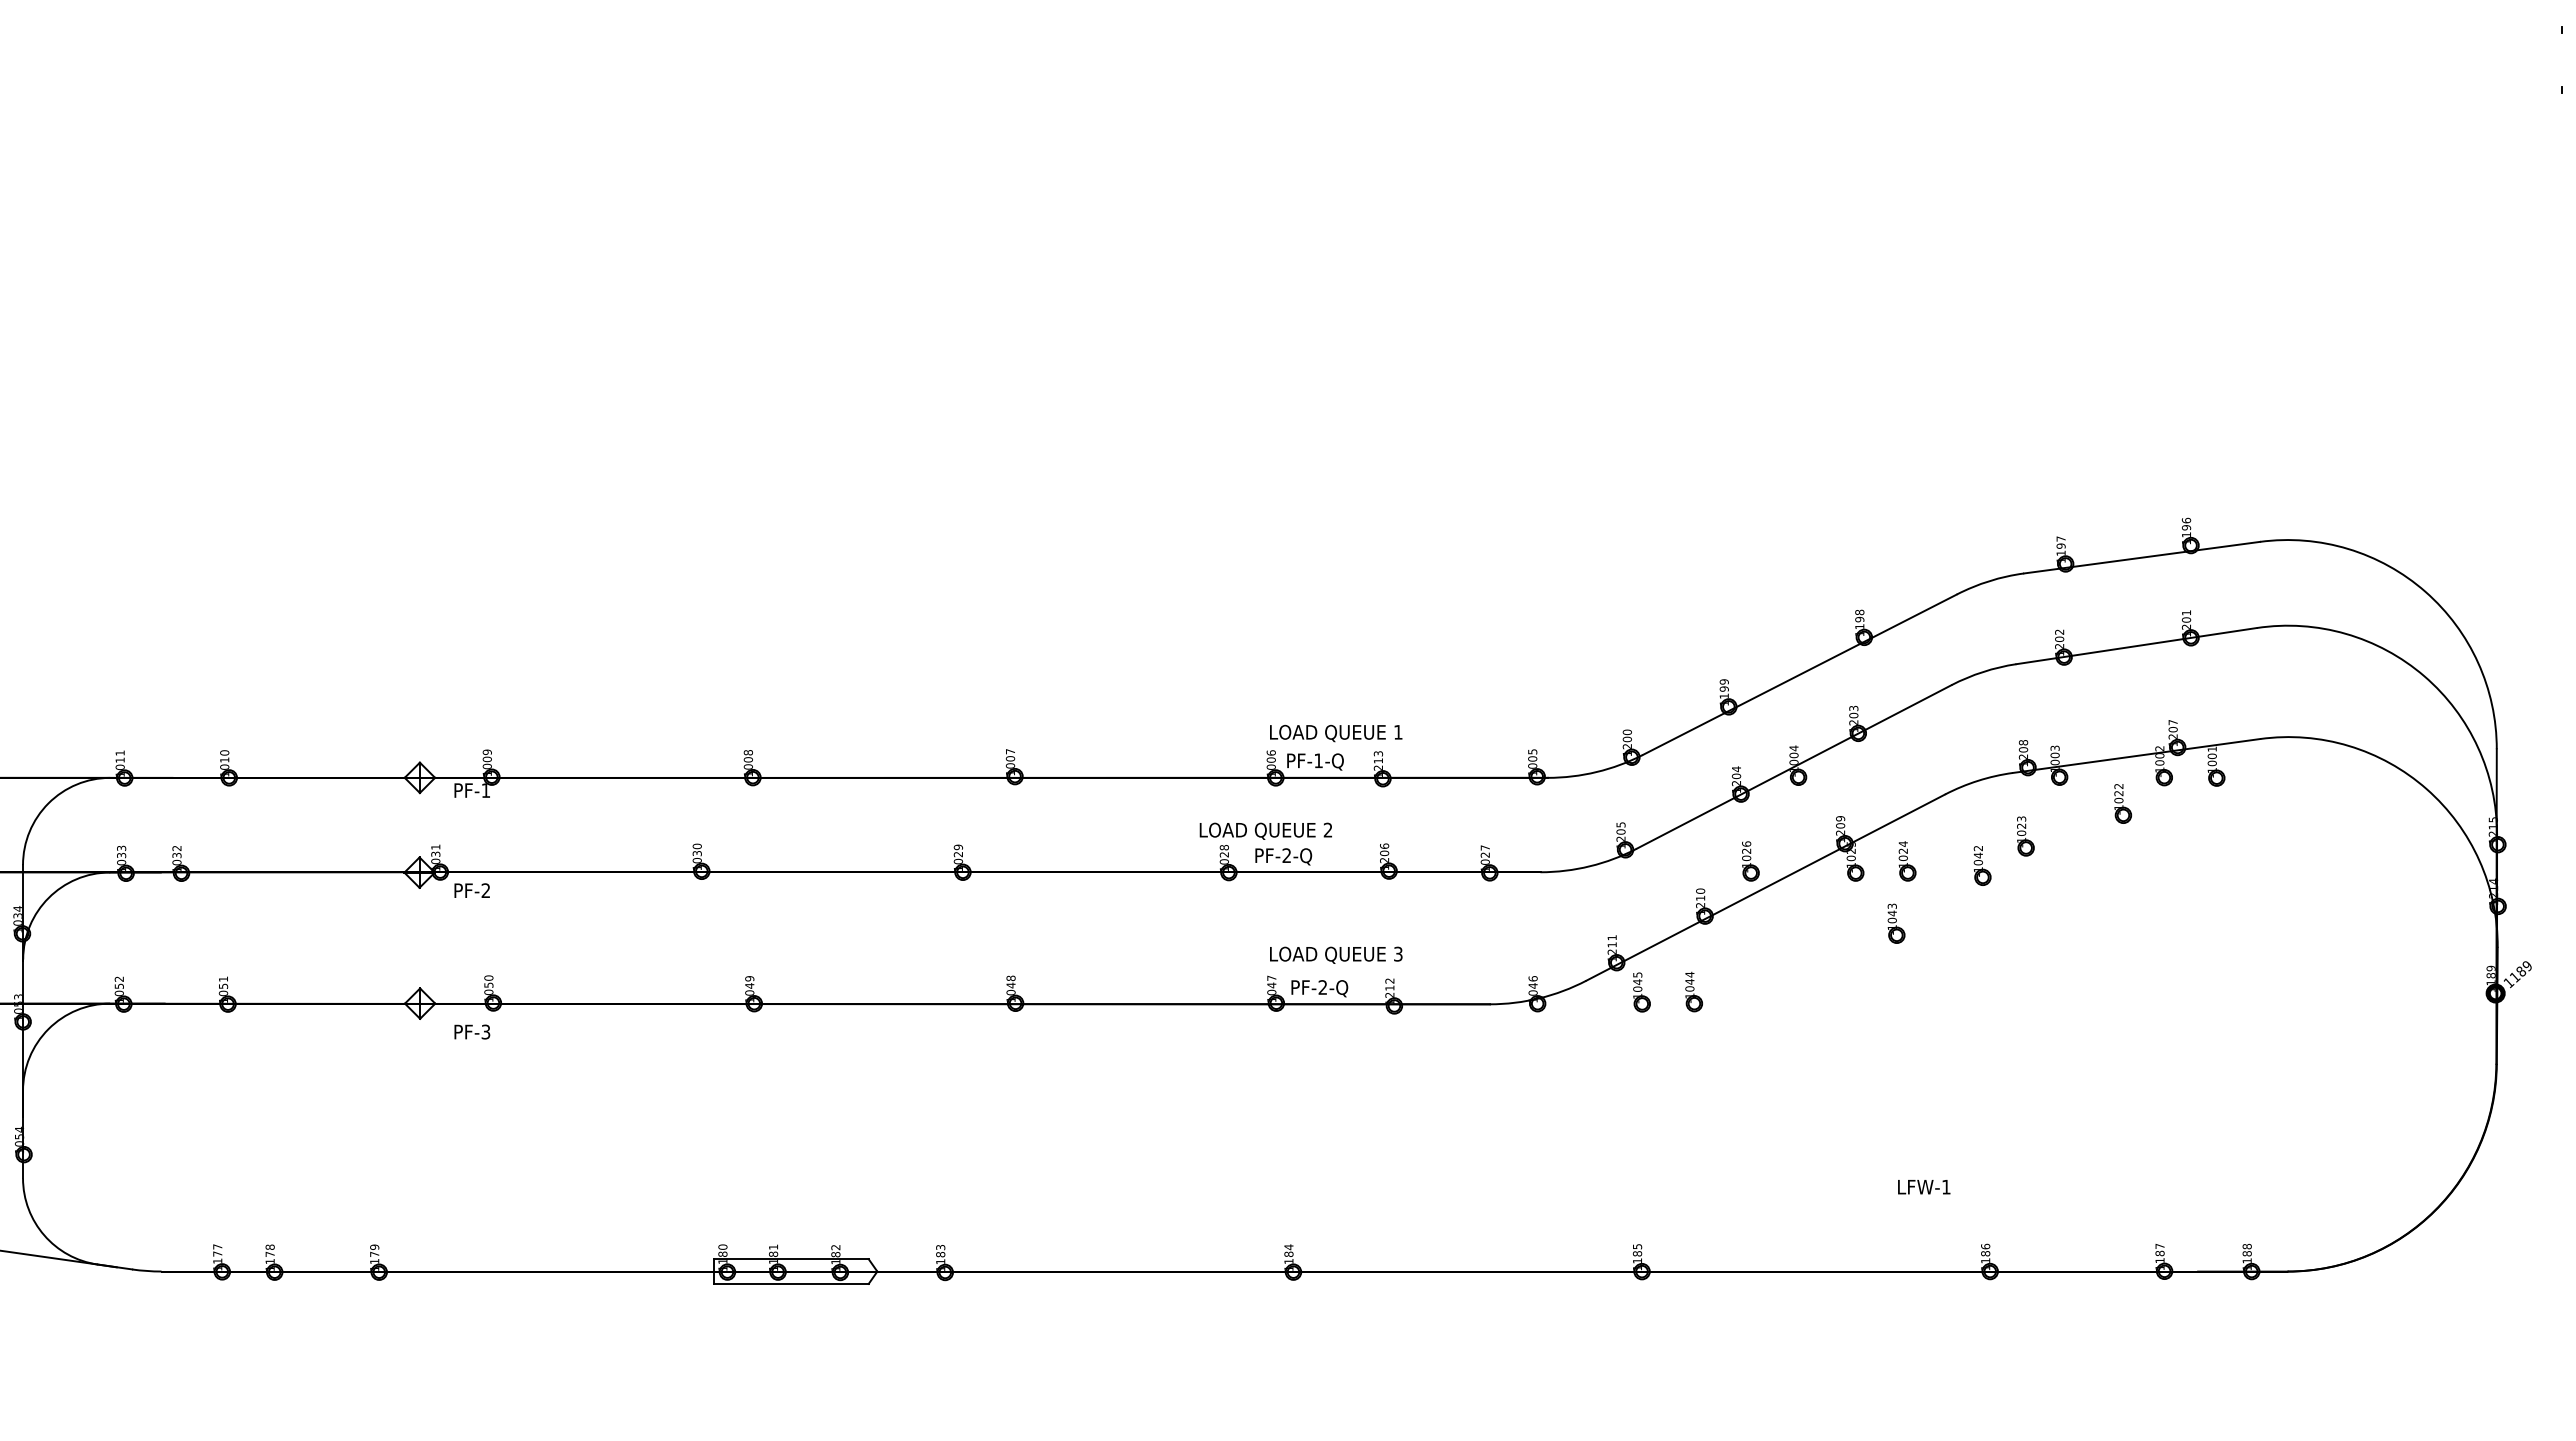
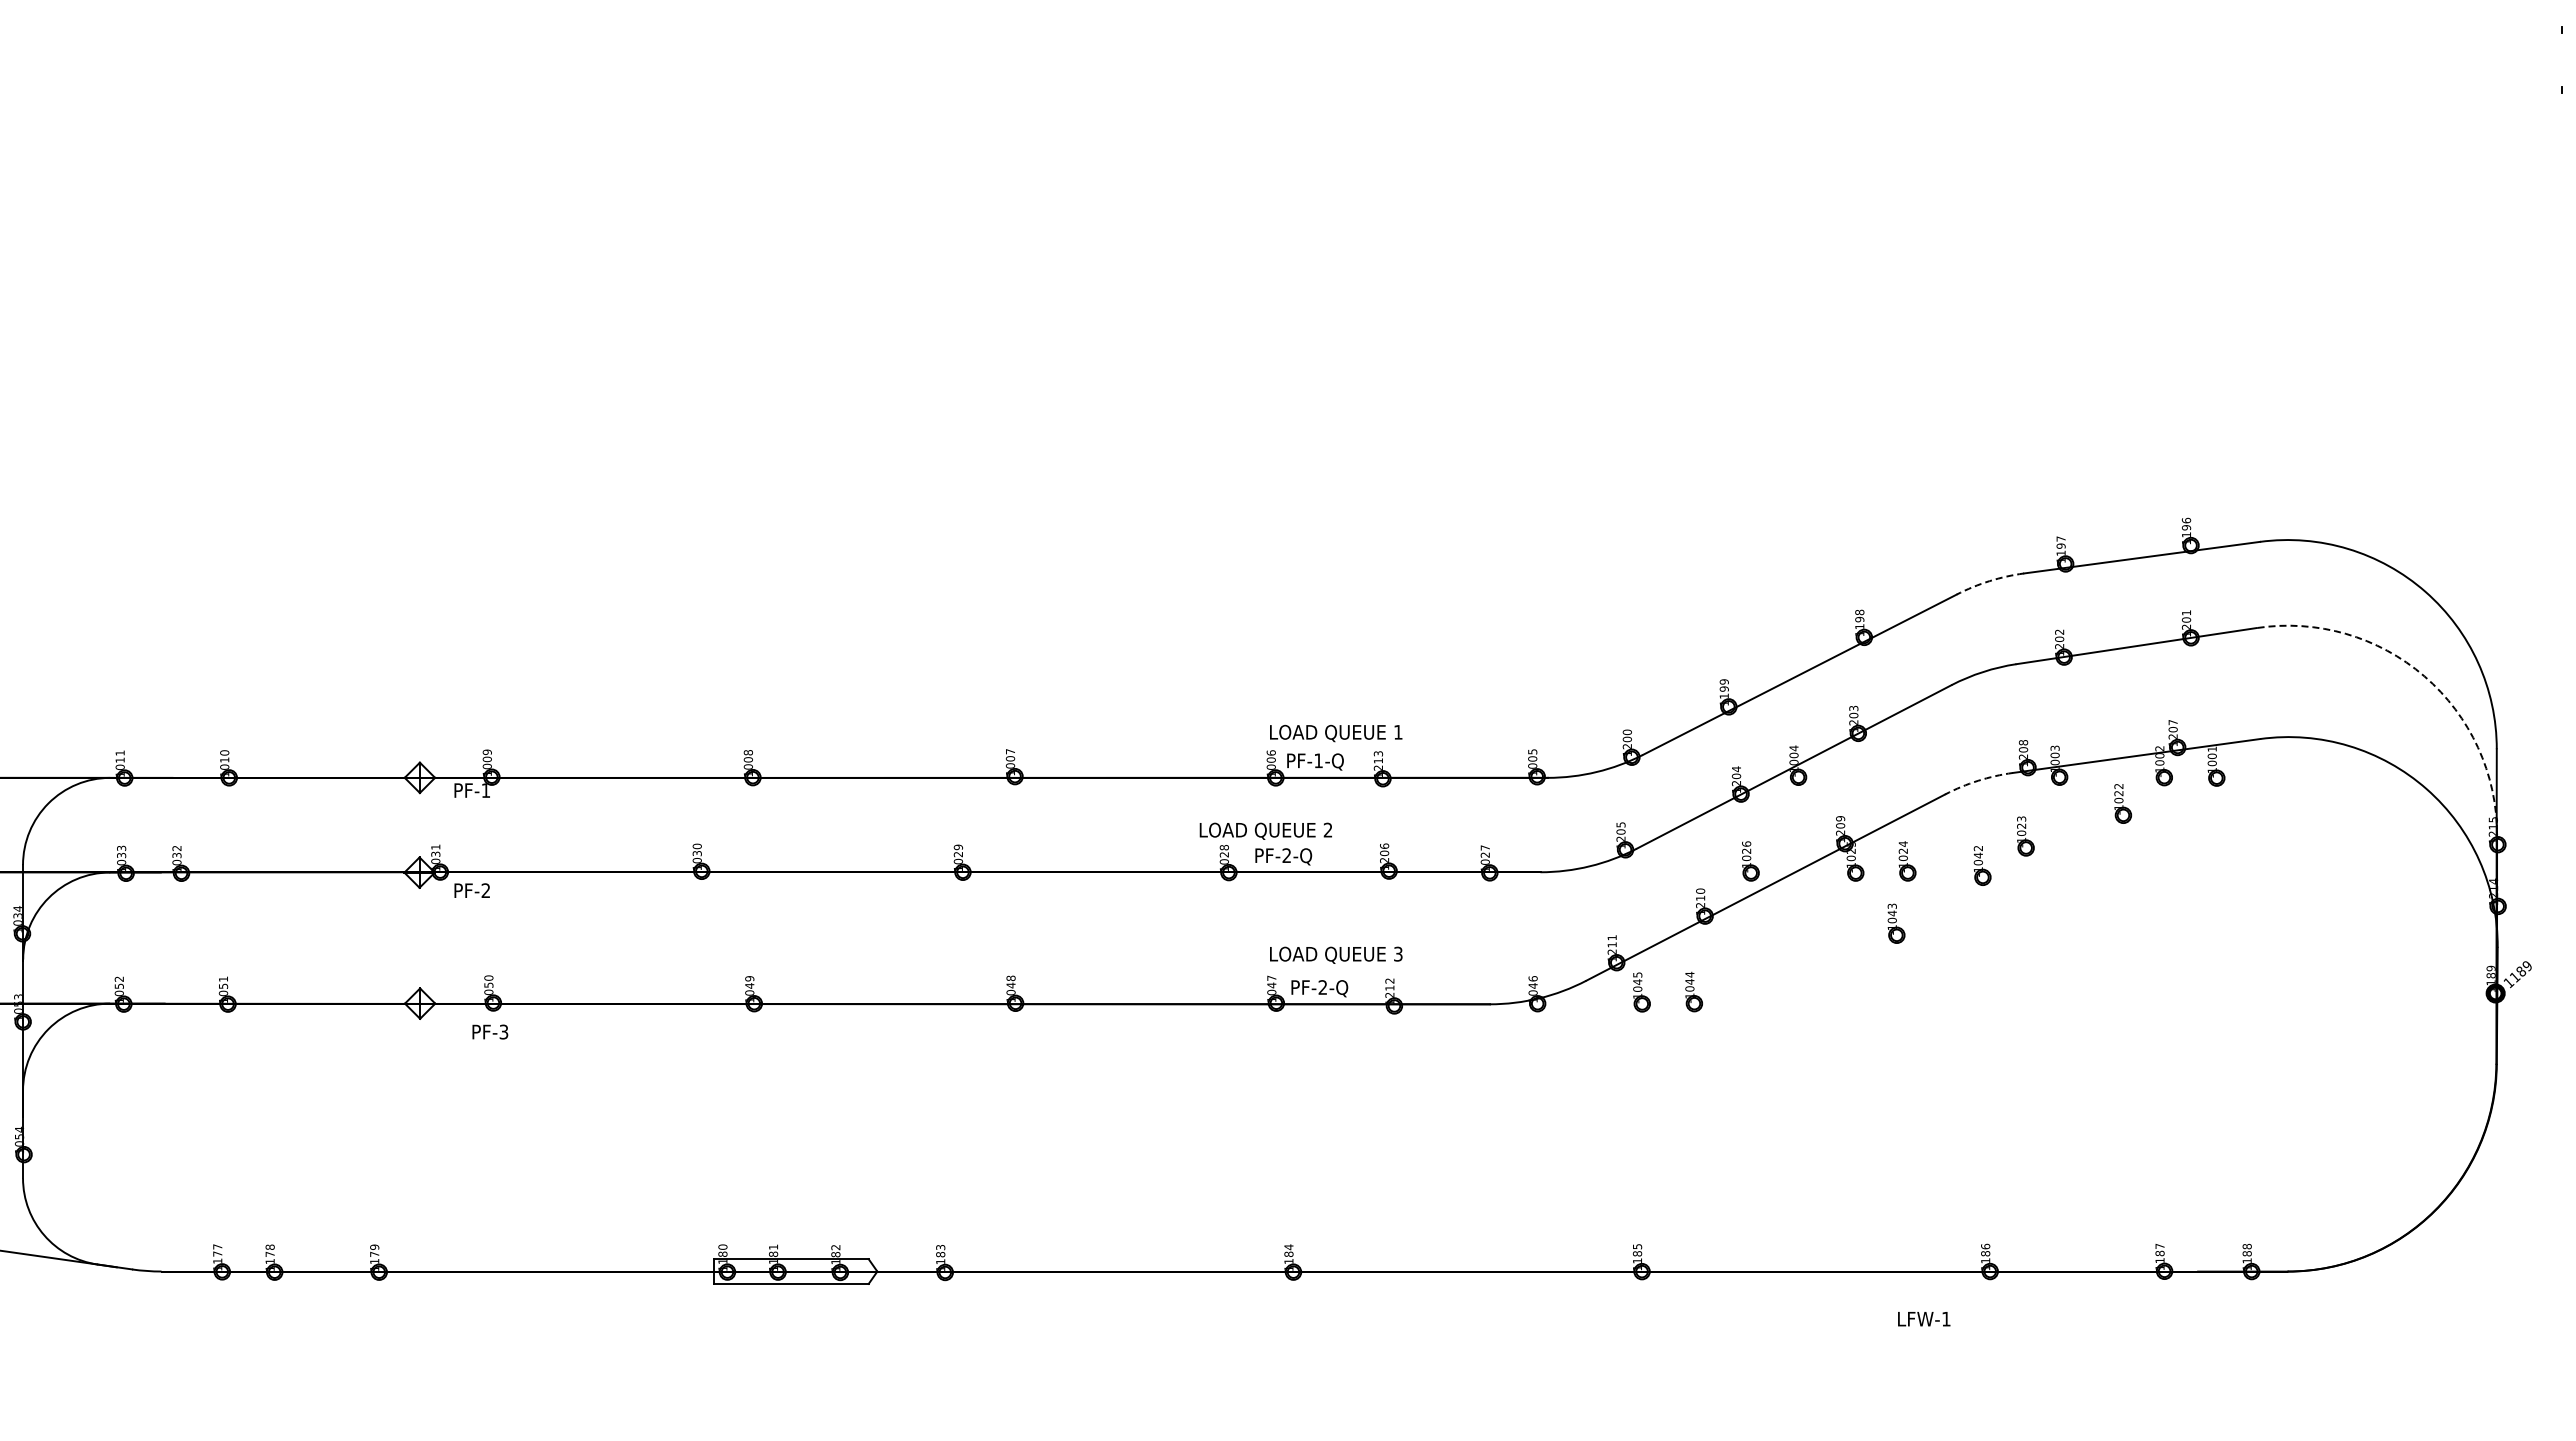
arc: solid -> dashed (1989, 581)
arc: solid -> dashed (2424, 676)
arc: solid -> dashed (1978, 780)
text position: (472, 1031) -> (490, 1031) (490, 1031)
text position: (1924, 1187) -> (1924, 1319) (1924, 1319)
